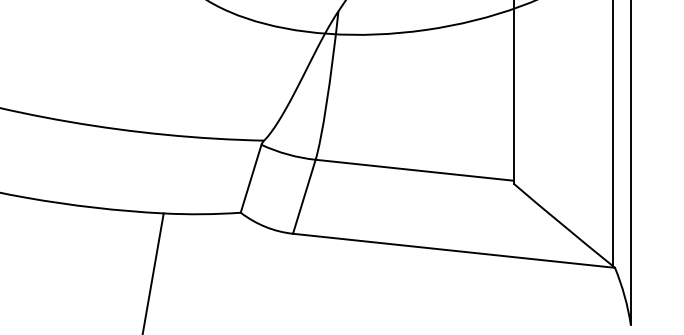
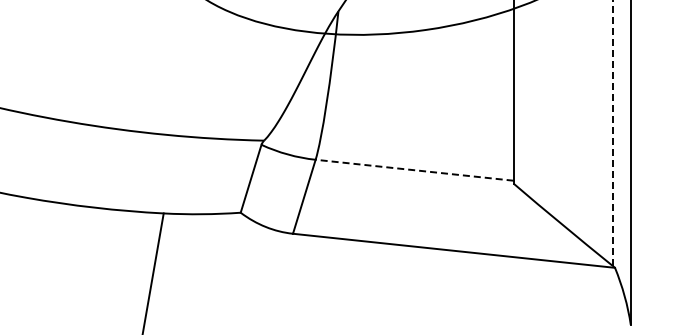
line: solid -> dashed (612, 132)
line: solid -> dashed (414, 170)
